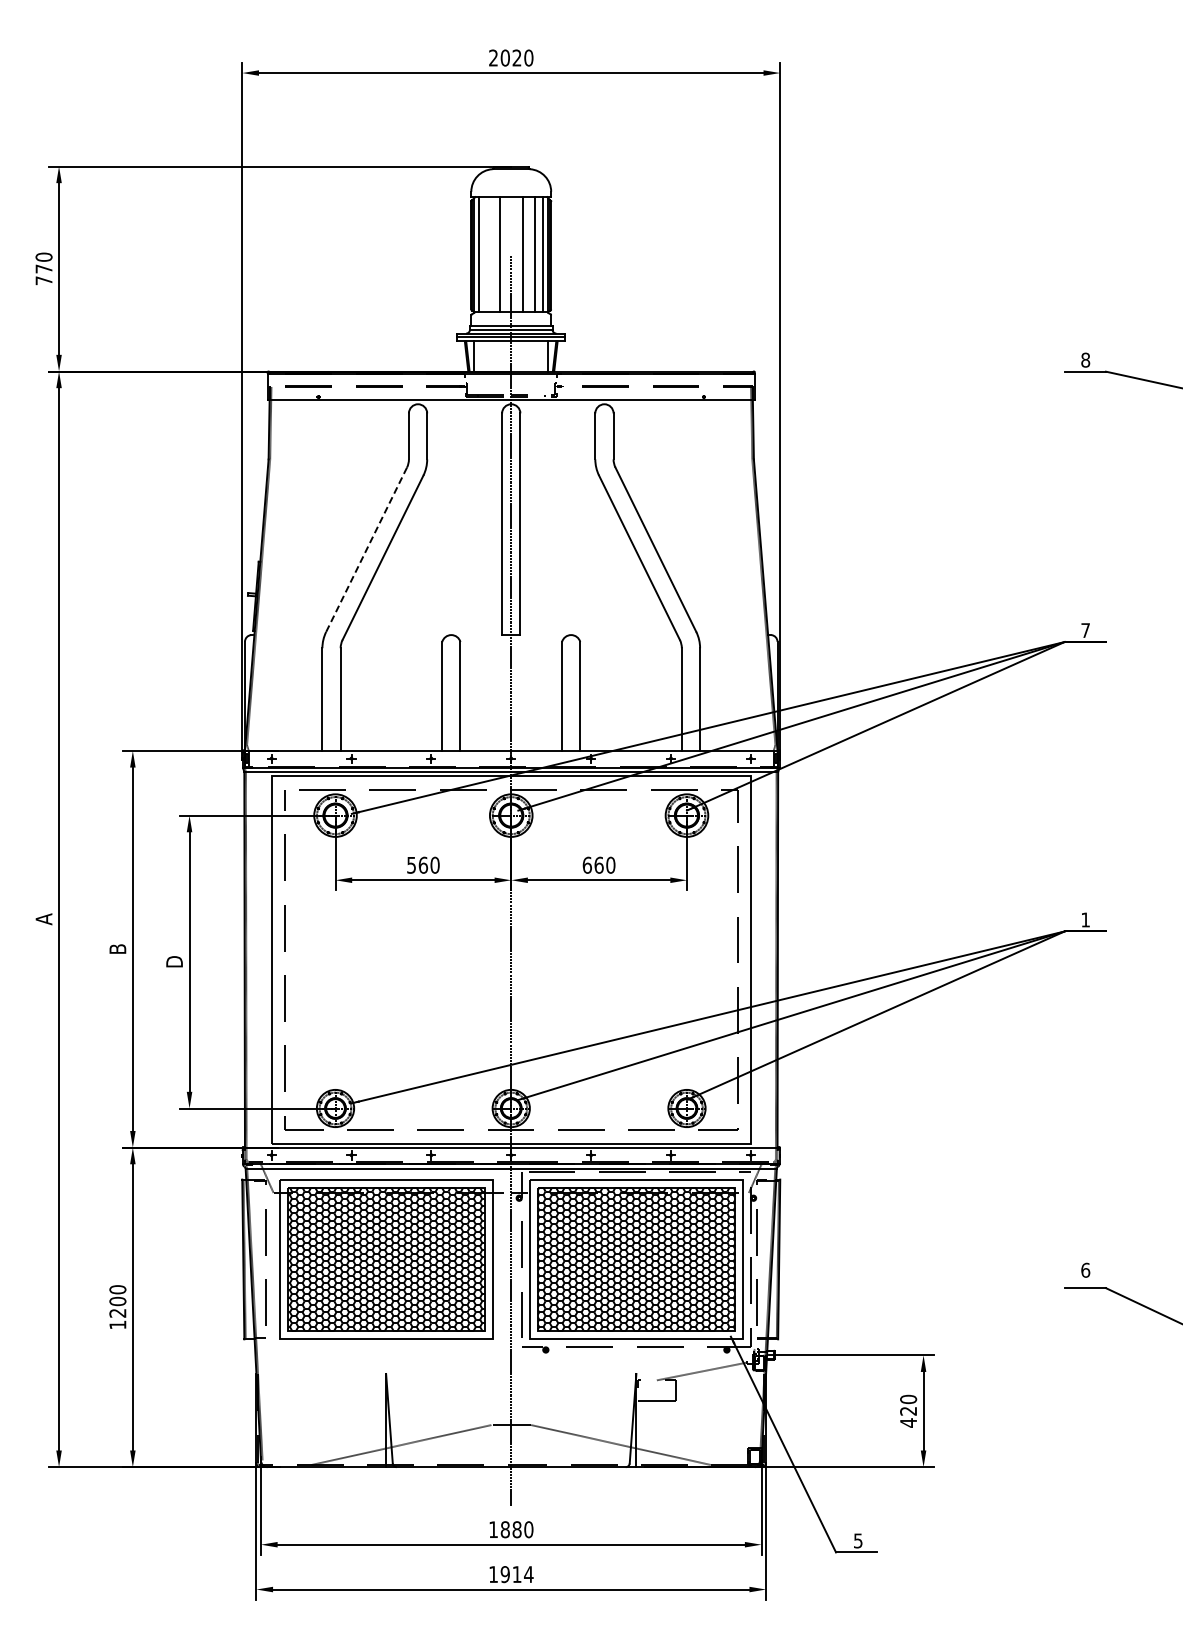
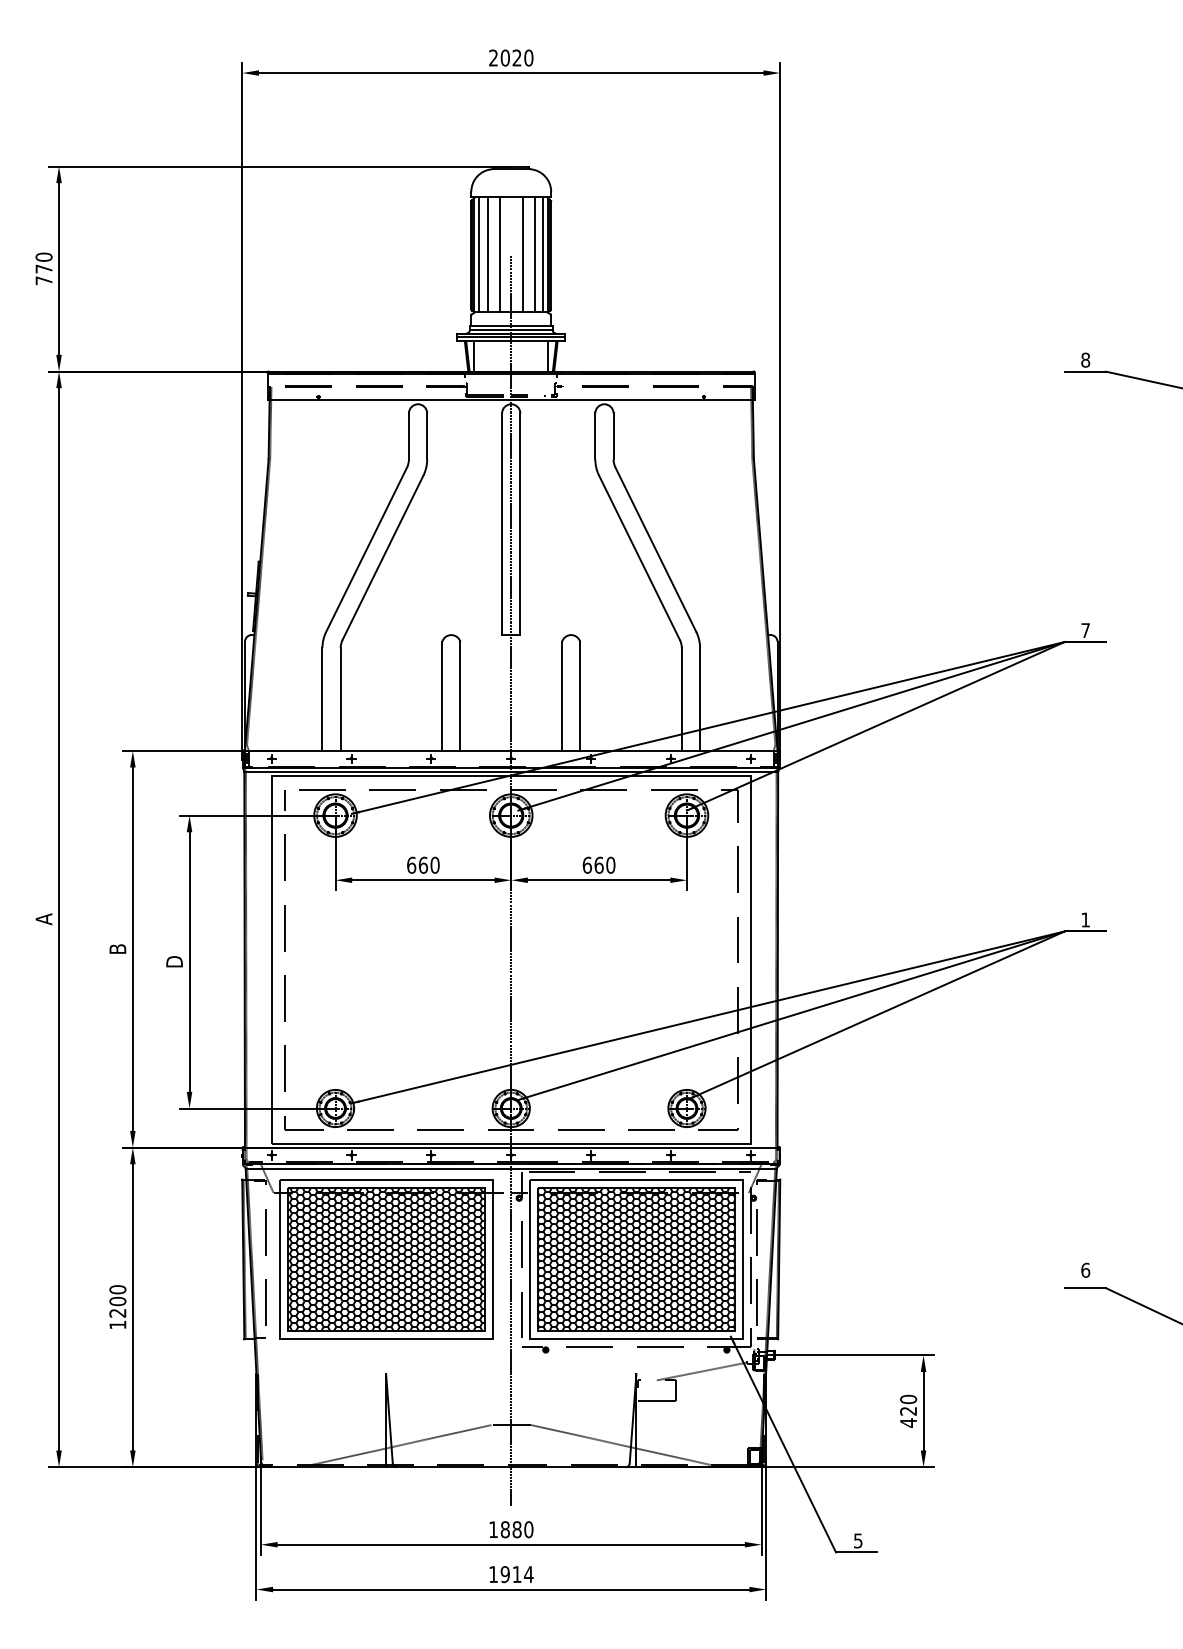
line: none -> present (487, 254)
line: dashed -> solid (366, 549)
text: 560 -> 660 (411, 864)
